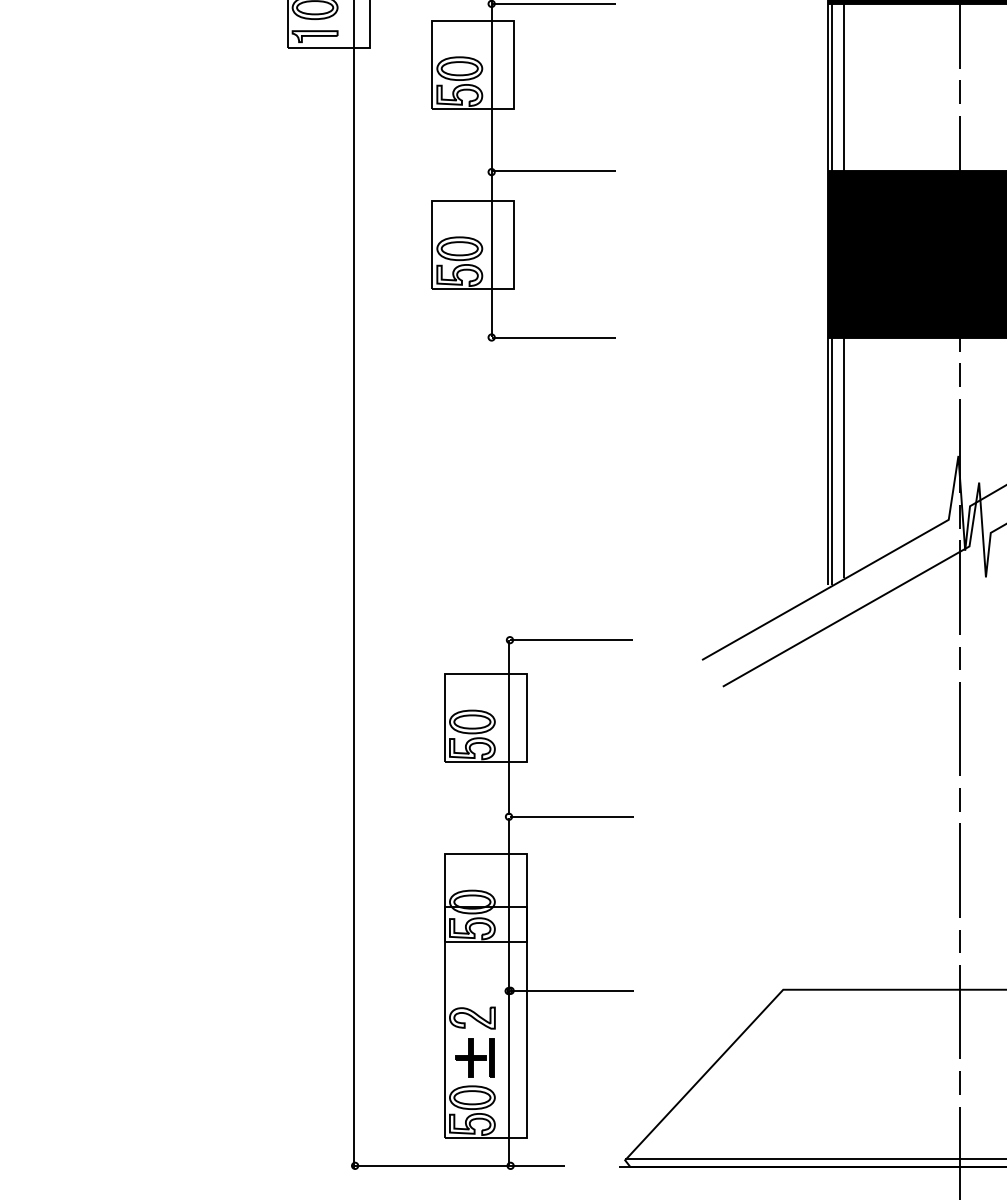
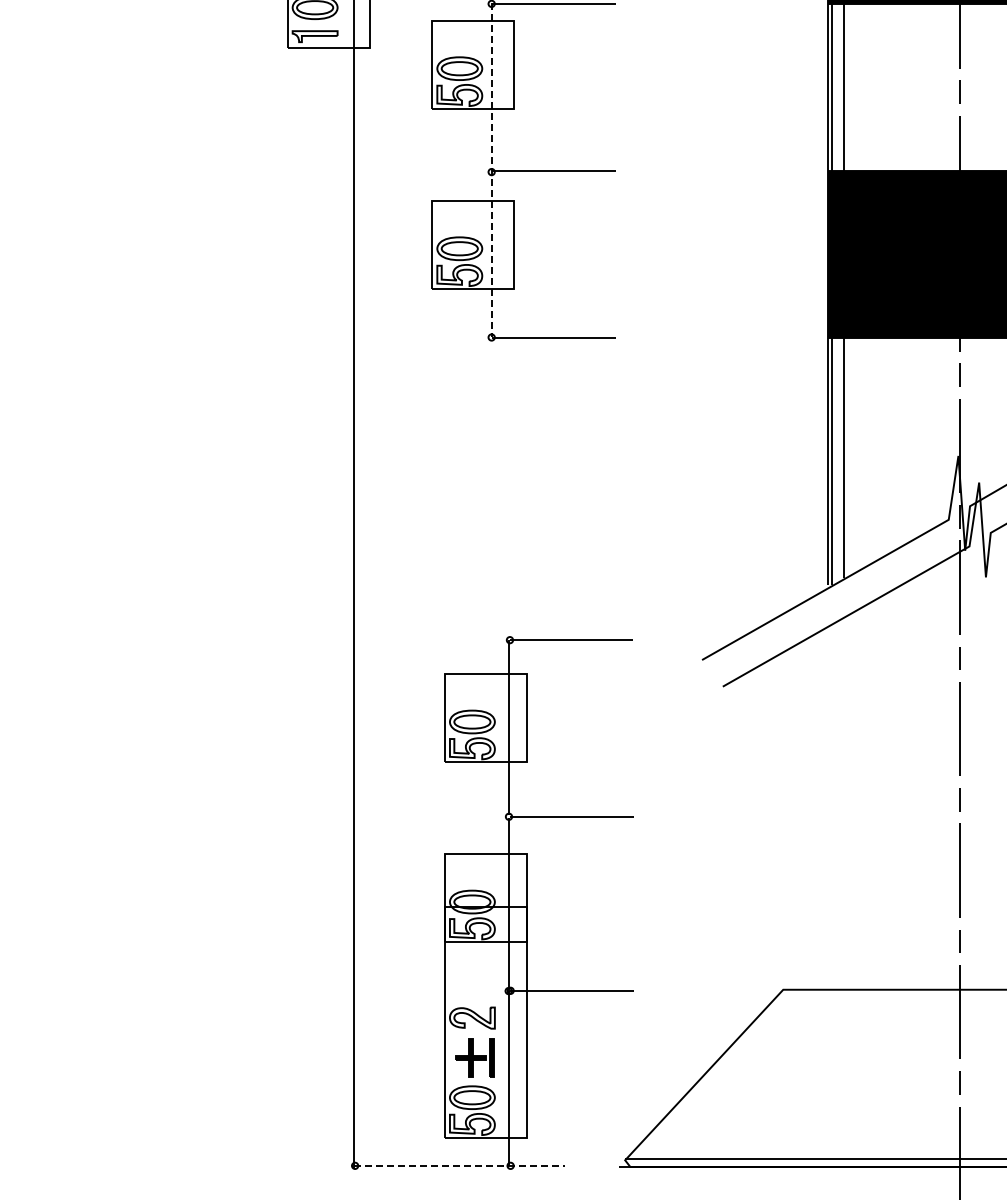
line: solid -> dashed (491, 168)
line: solid -> dashed (459, 1165)
